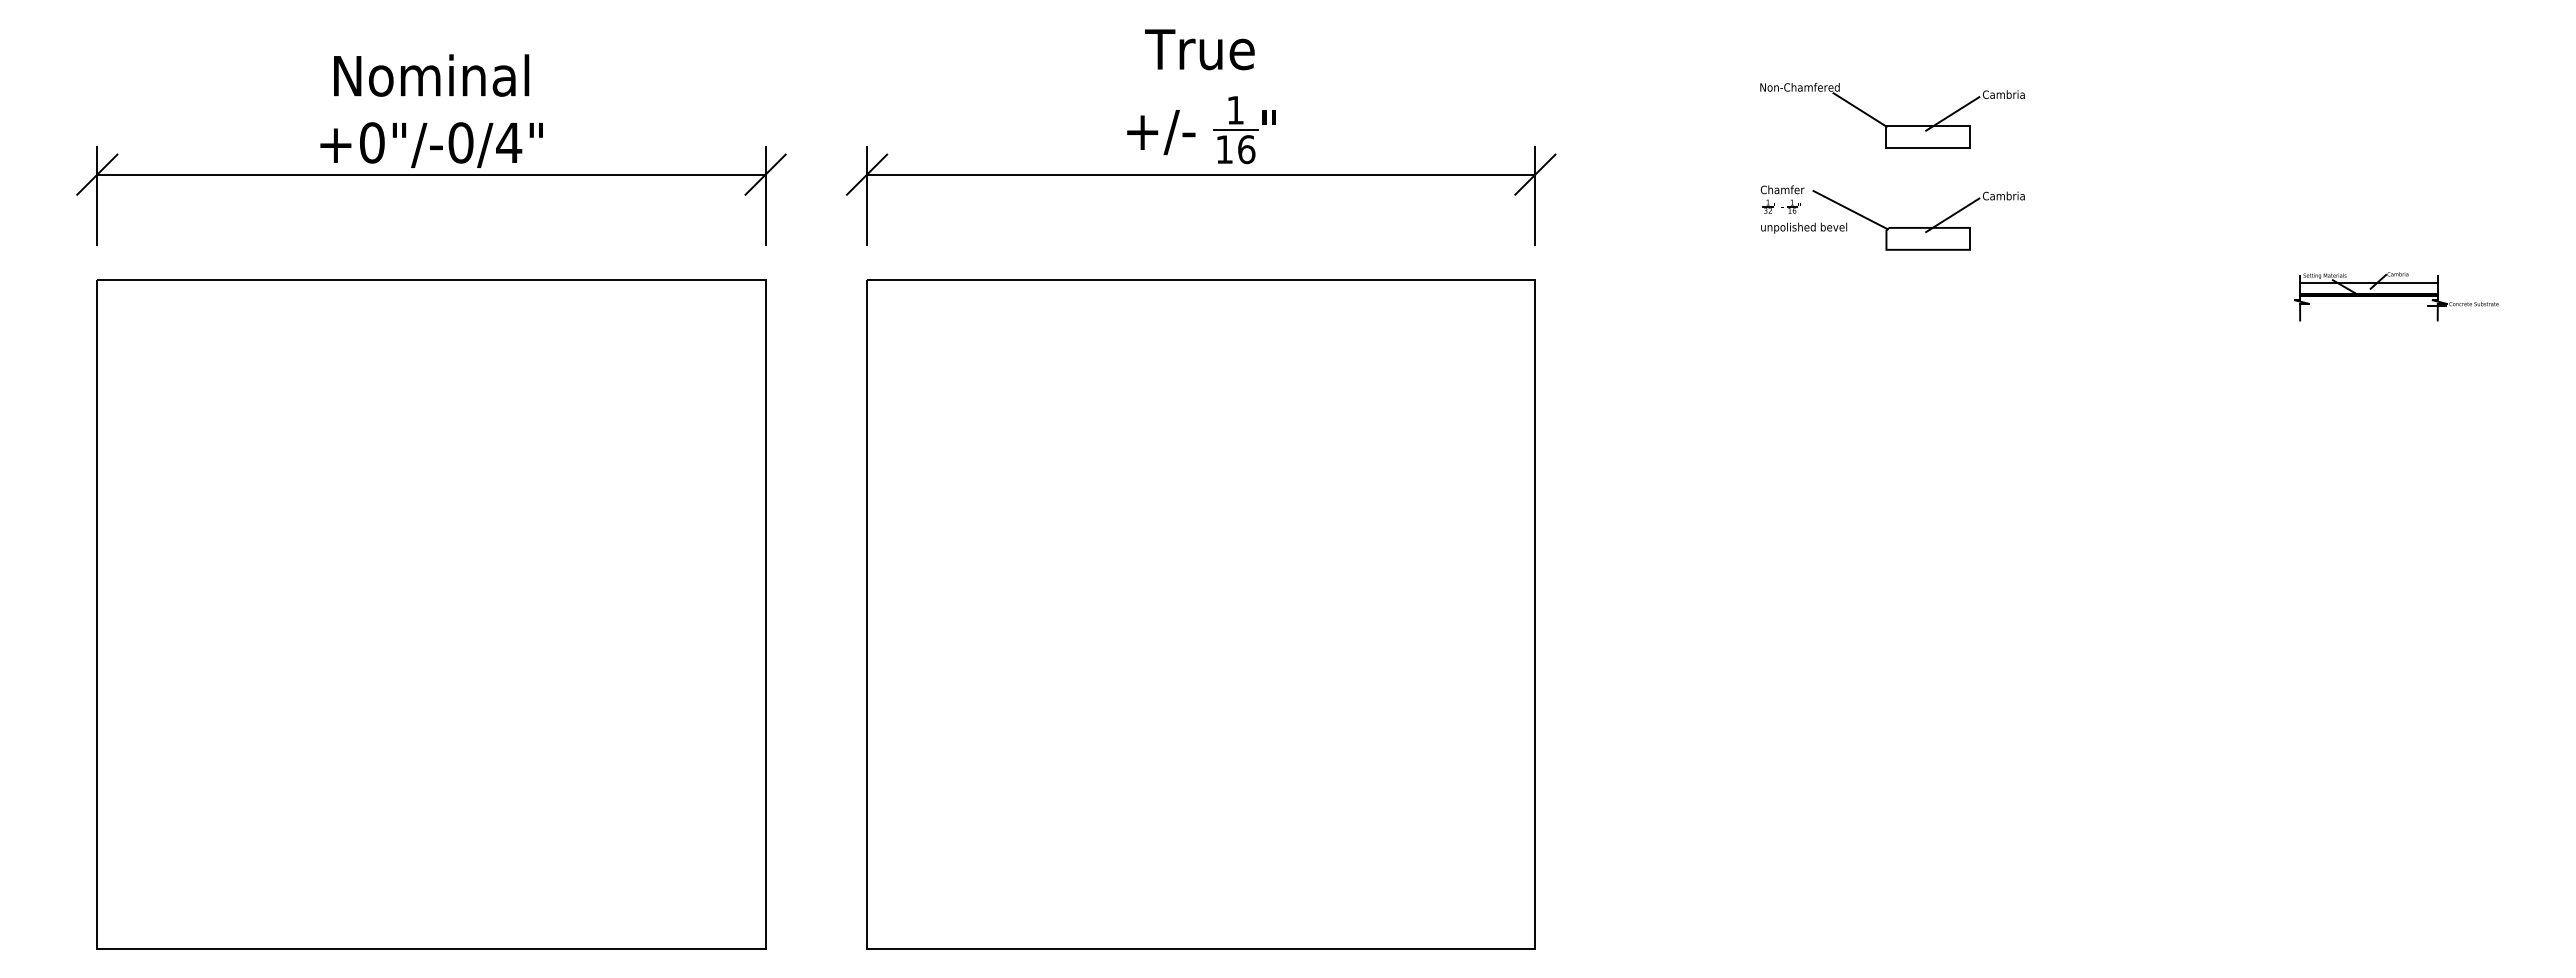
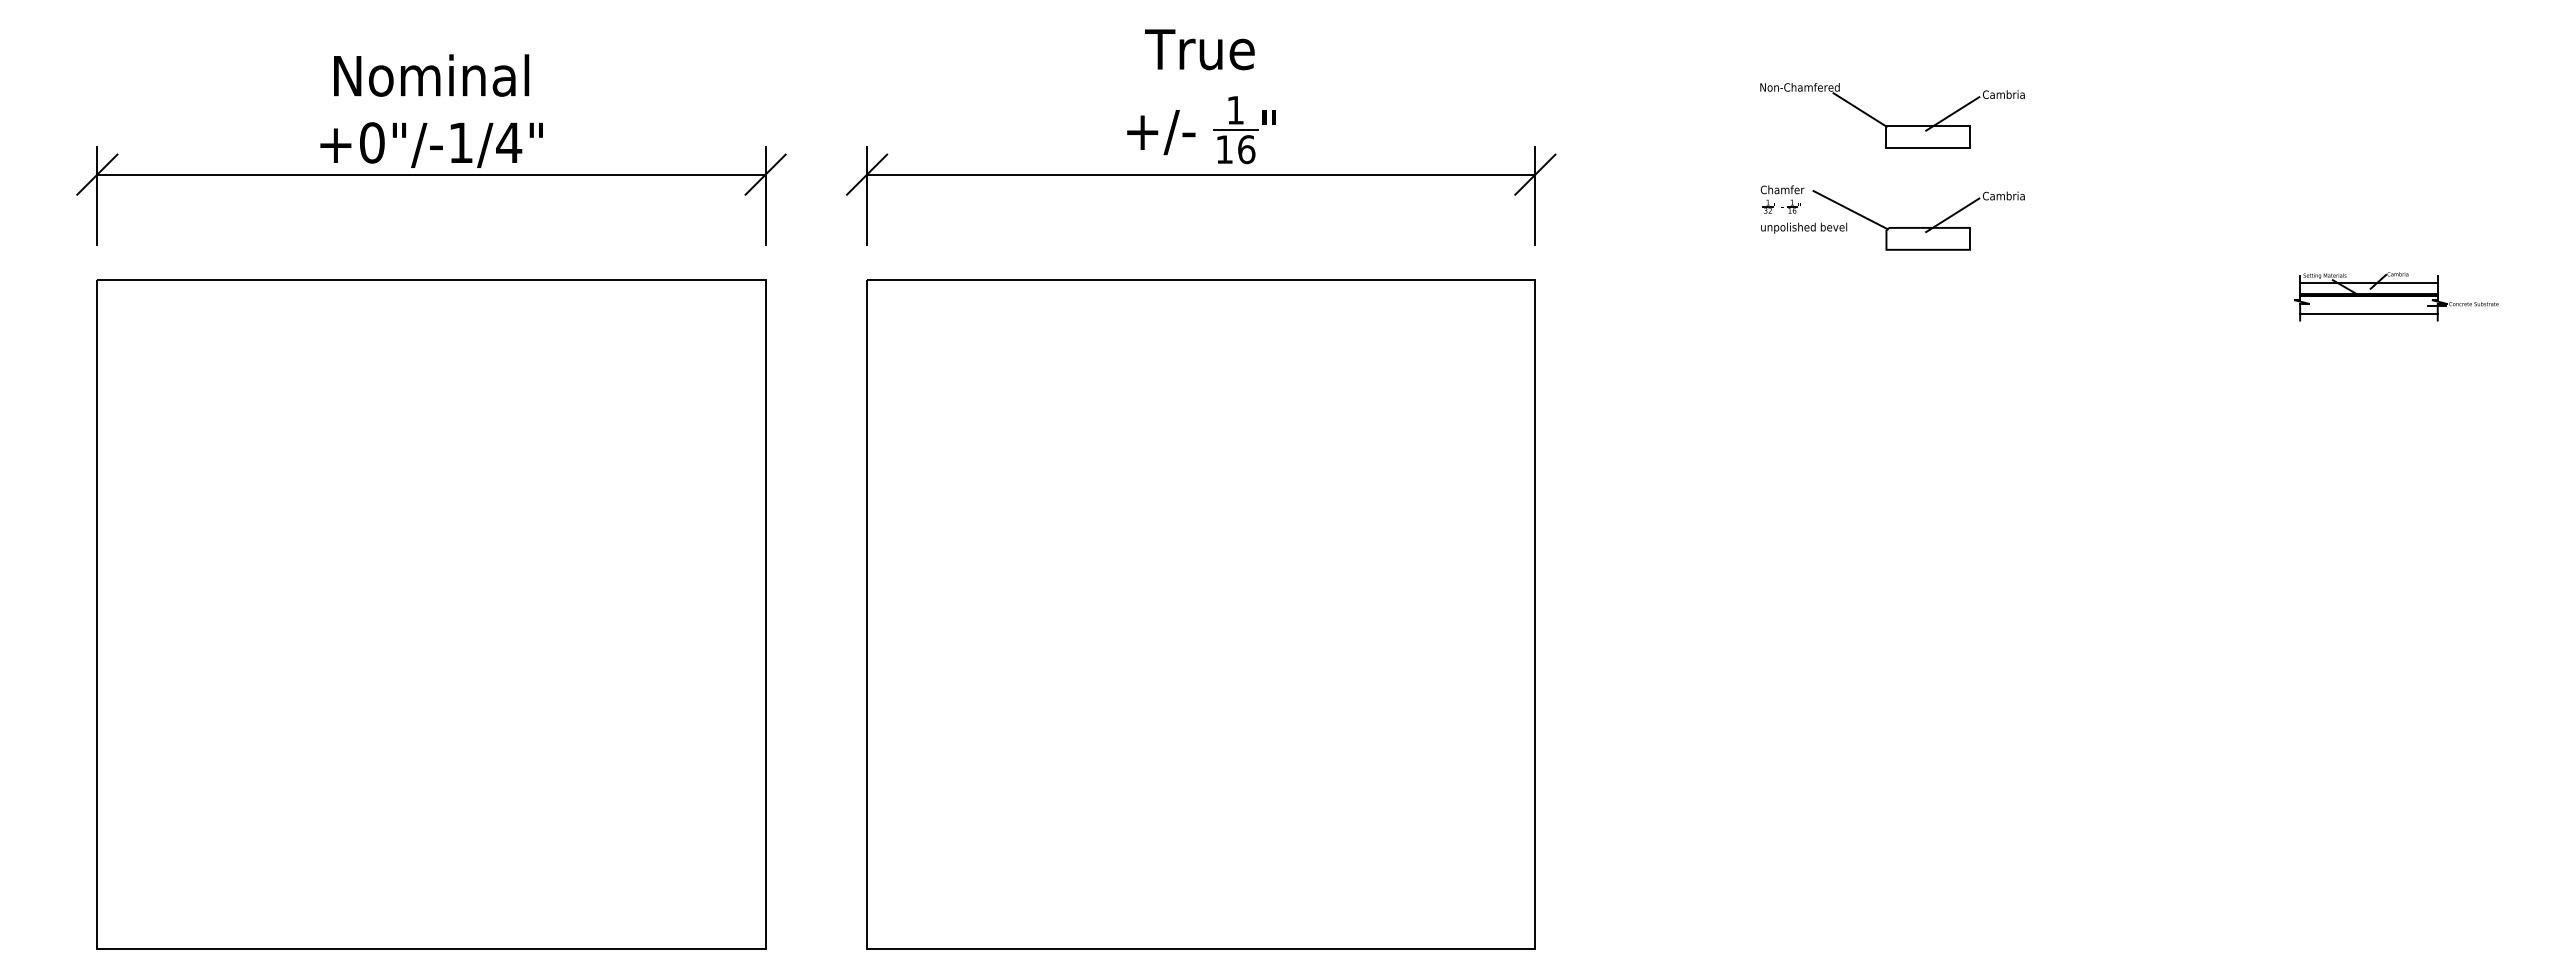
text: +0"/-0/4" -> +0"/-1/4" (460, 142)
line: none -> present (2368, 313)
